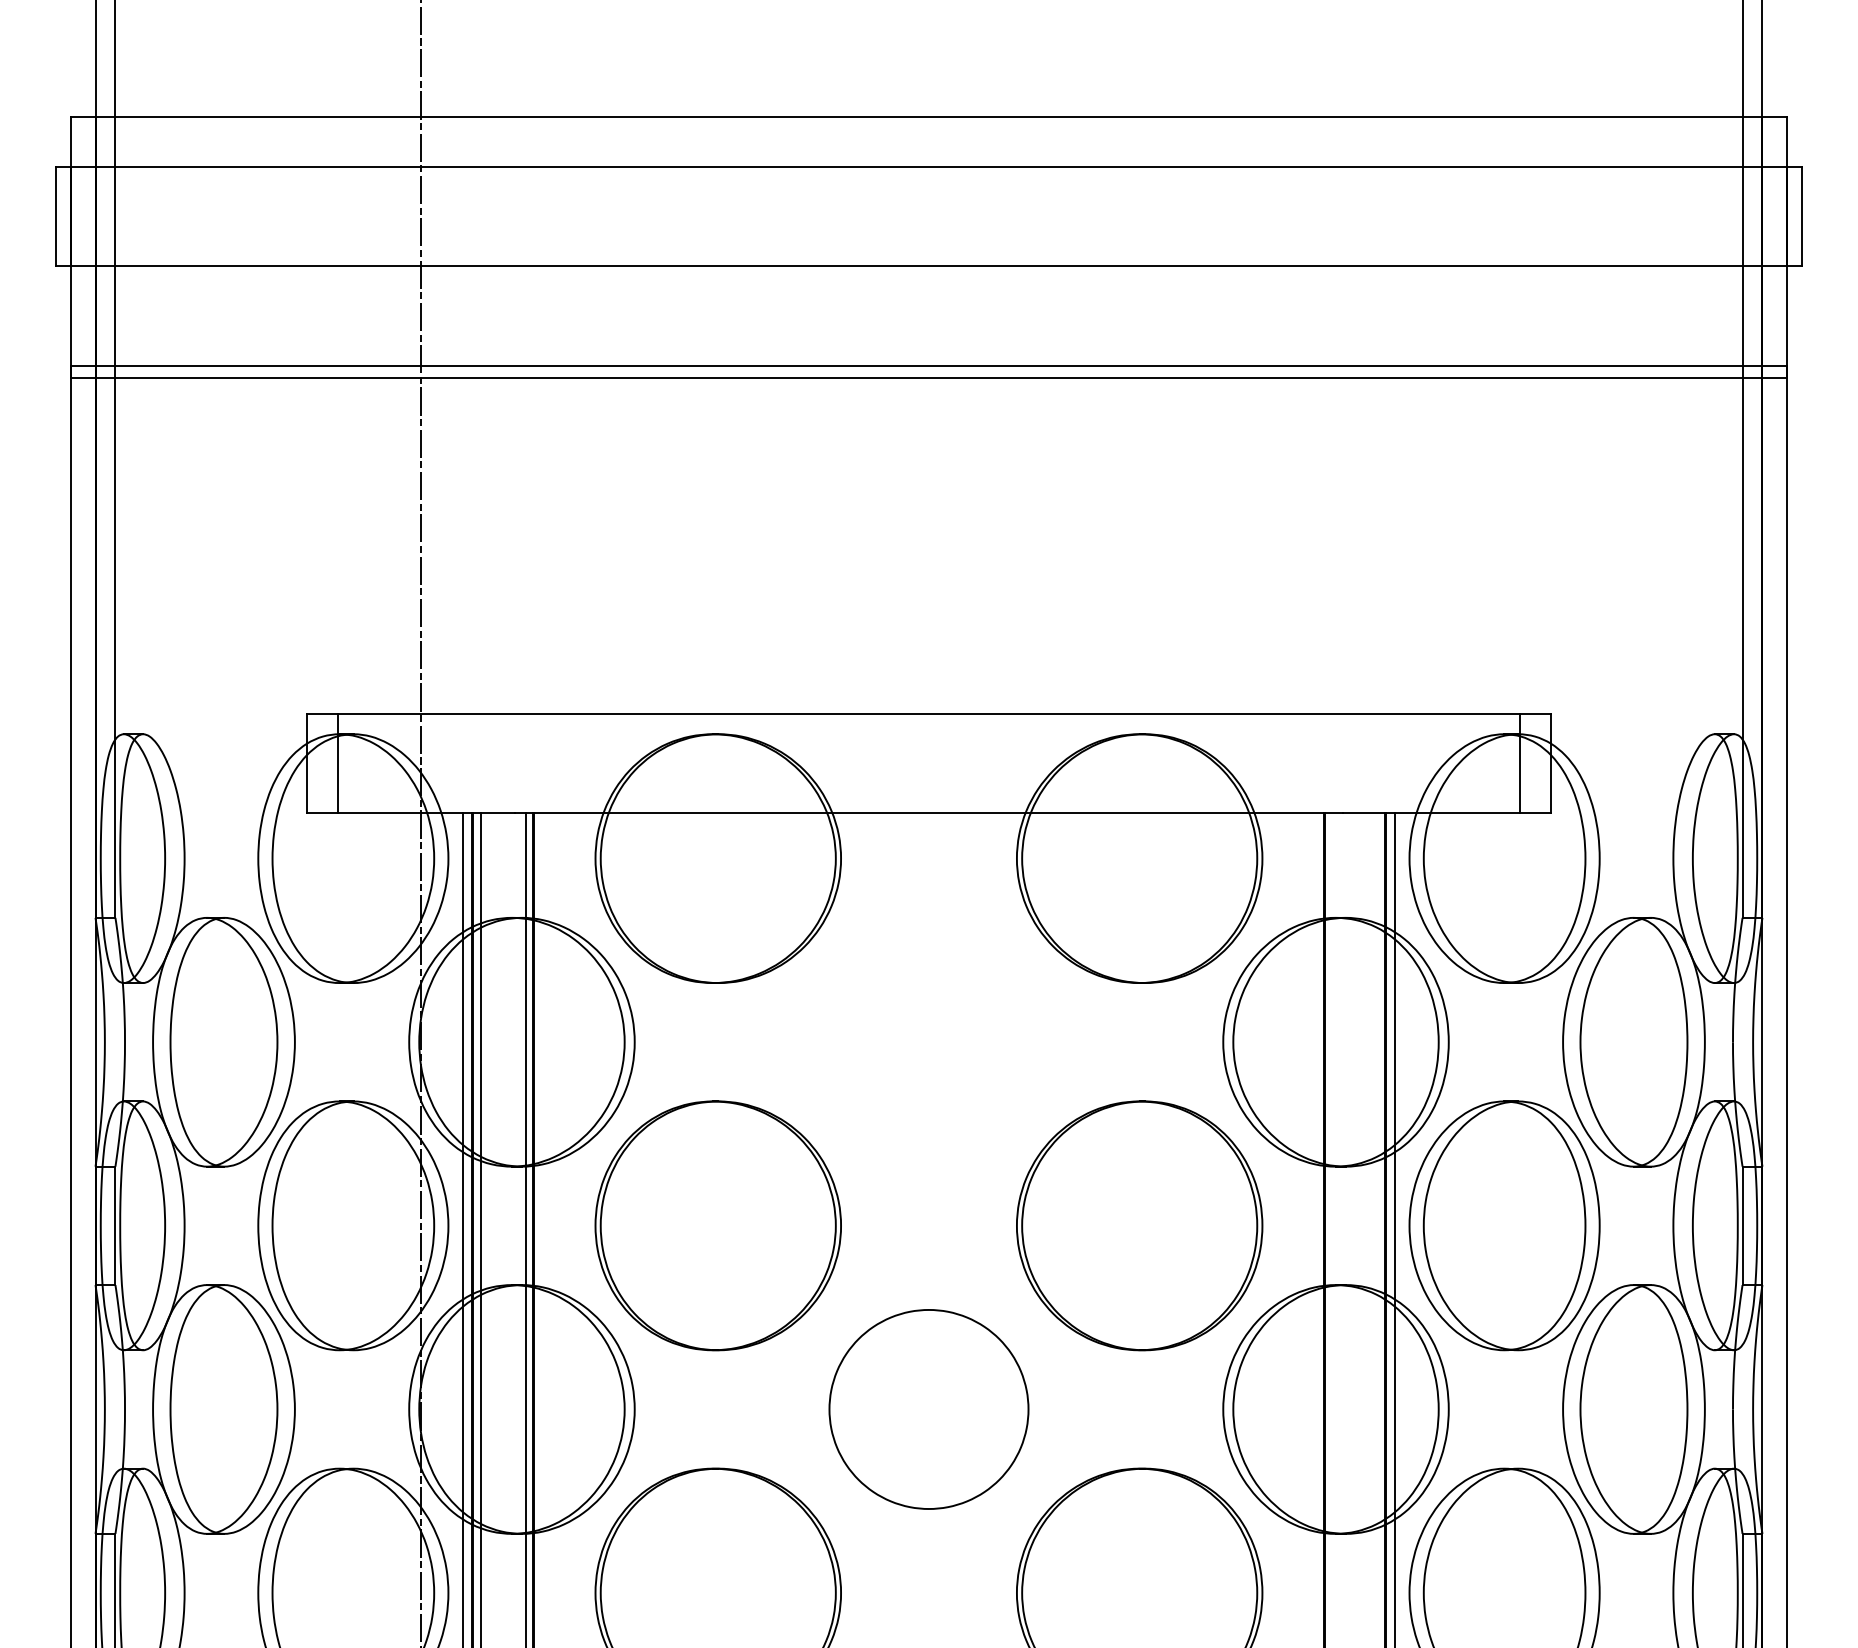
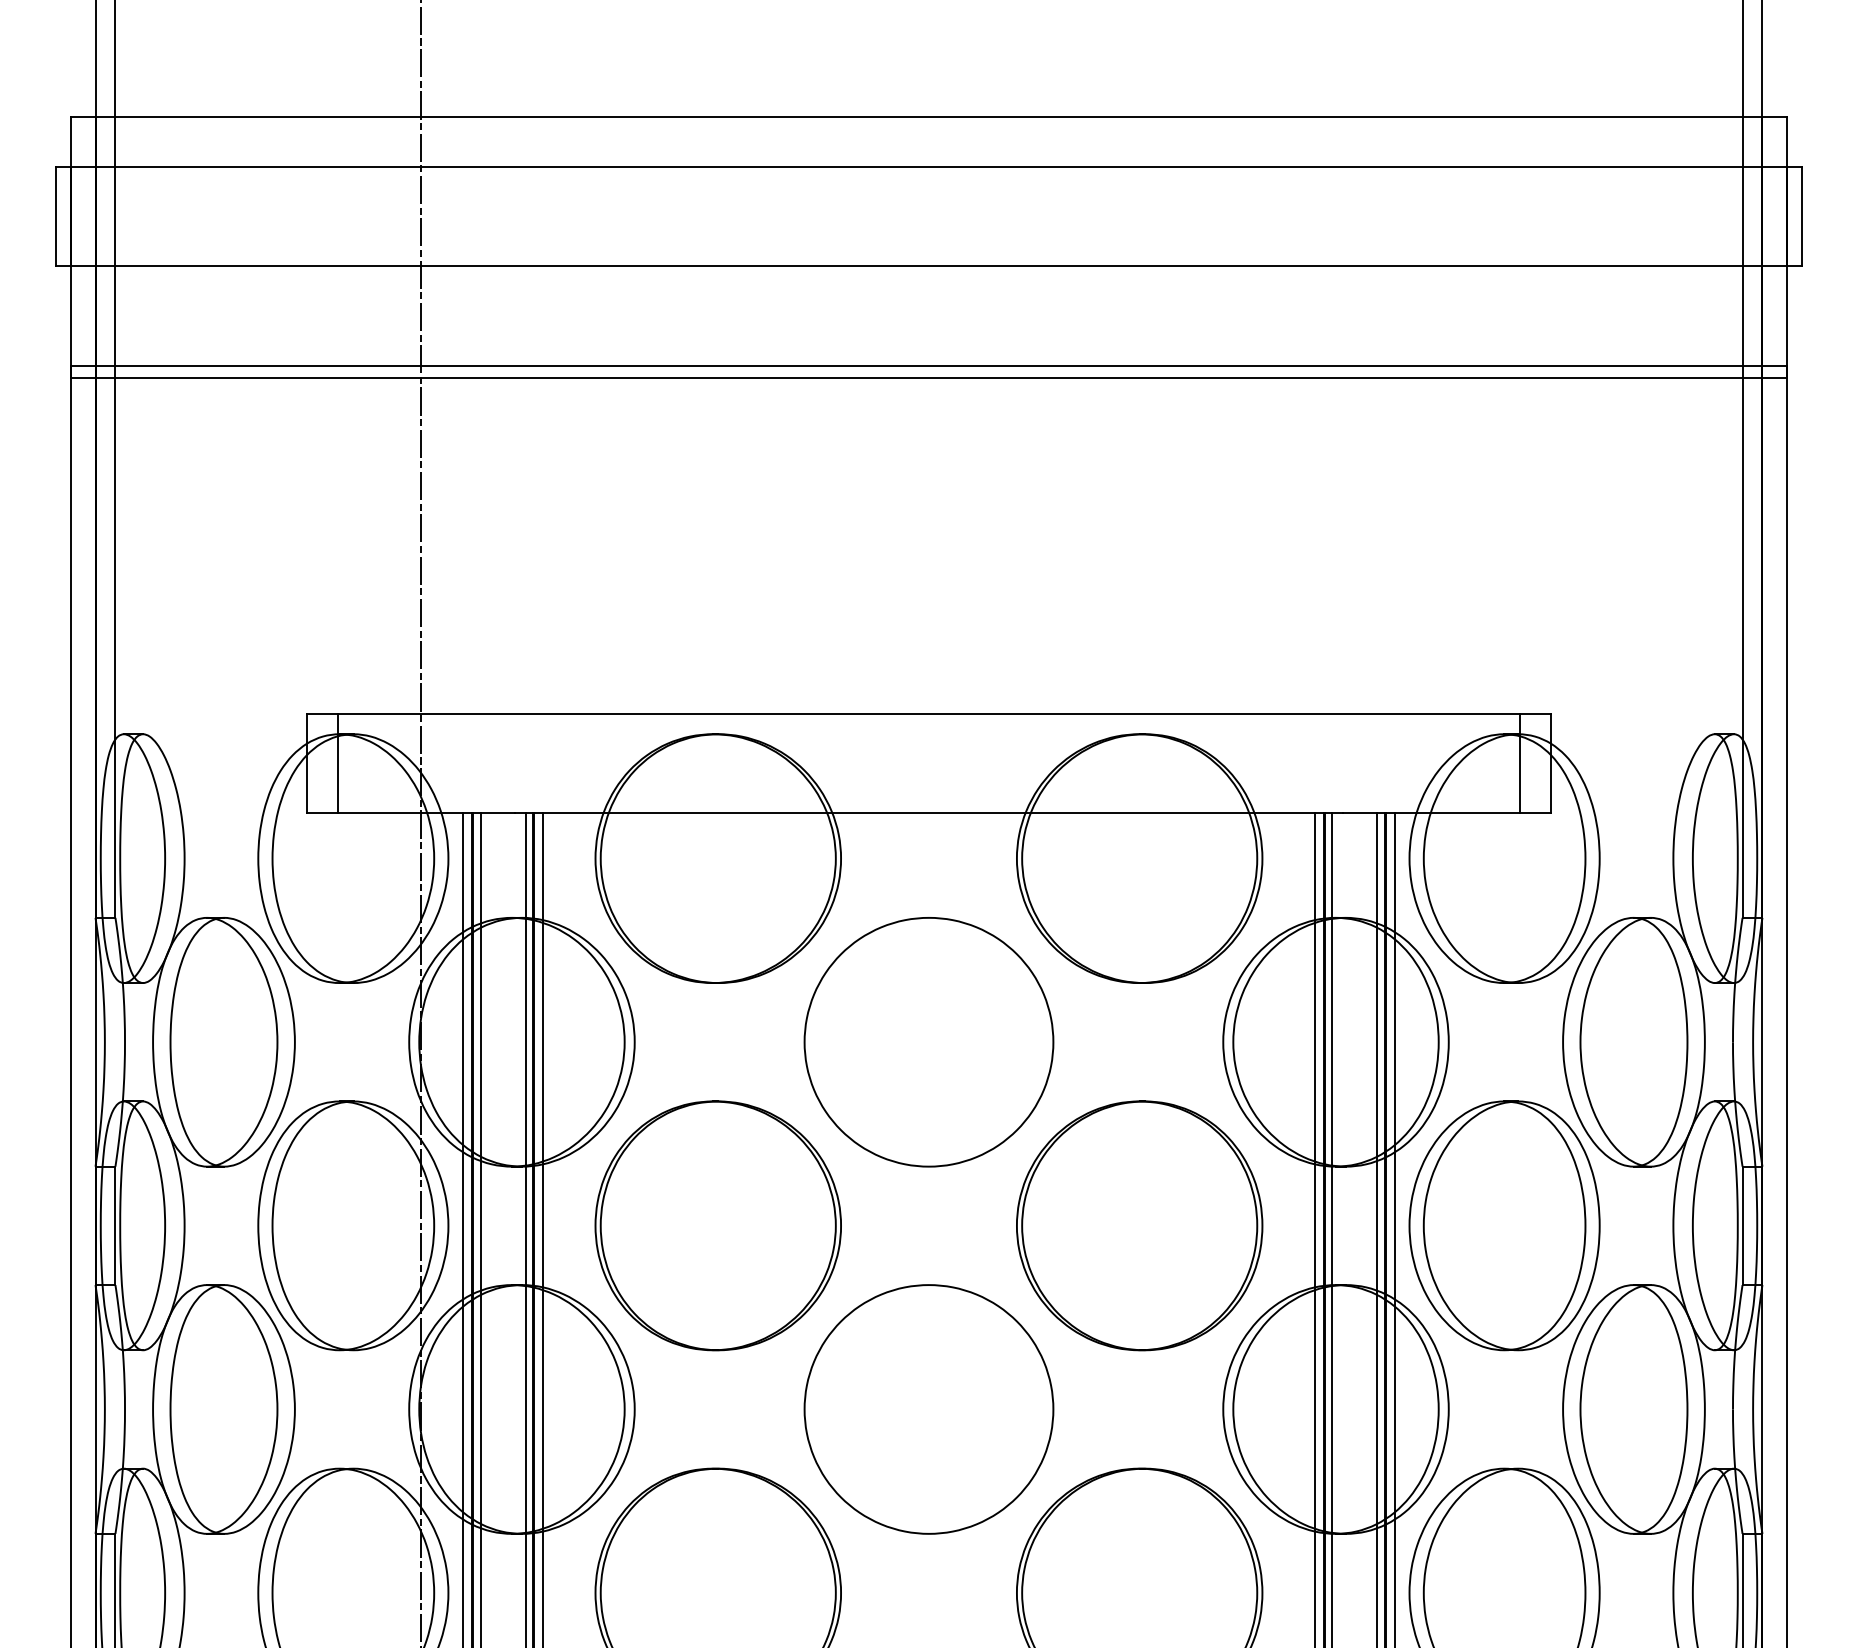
part: none -> present (928, 1042)
line: none -> present (543, 1228)
line: none -> present (1314, 1228)
line: none -> present (1332, 1228)
line: none -> present (1377, 1228)
part size: 202x201 px -> 252x251 px (928, 1409)
